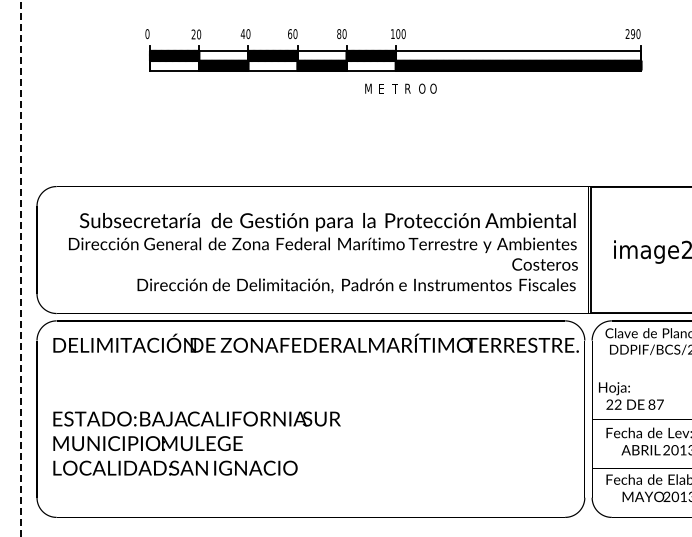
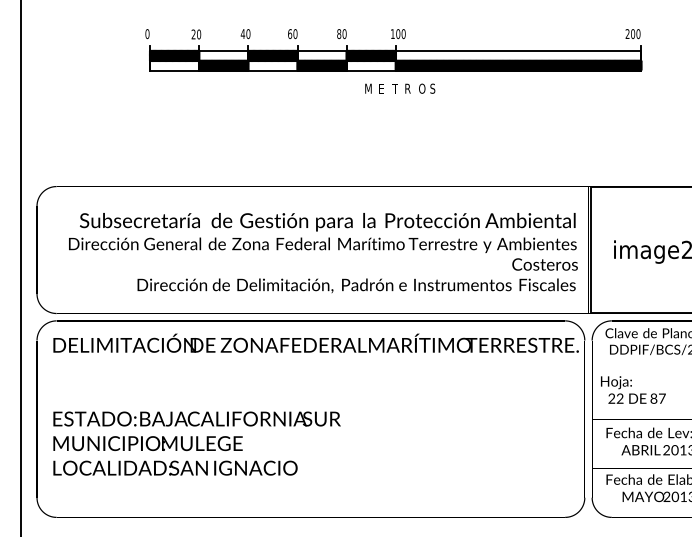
text: 290 -> 200 (632, 33)
text: O -> S (433, 88)
line: dashed -> solid (20, 268)
text position: (631, 395) -> (633, 389) (633, 389)
